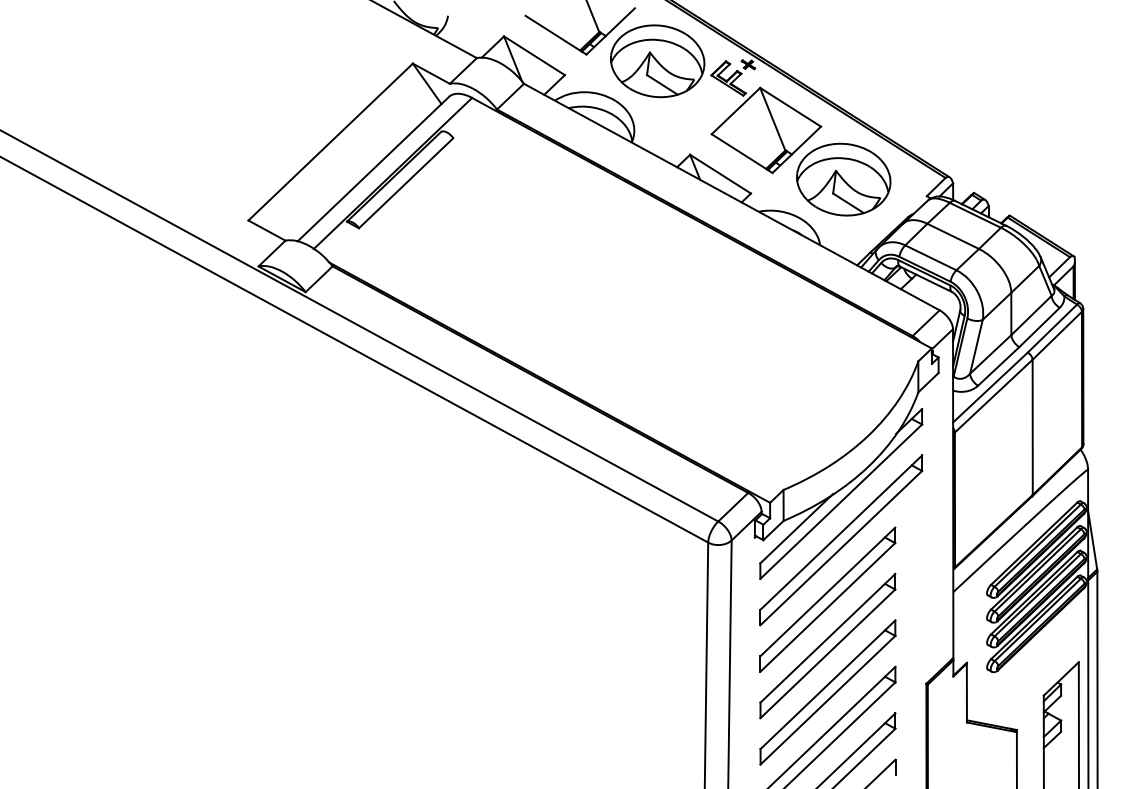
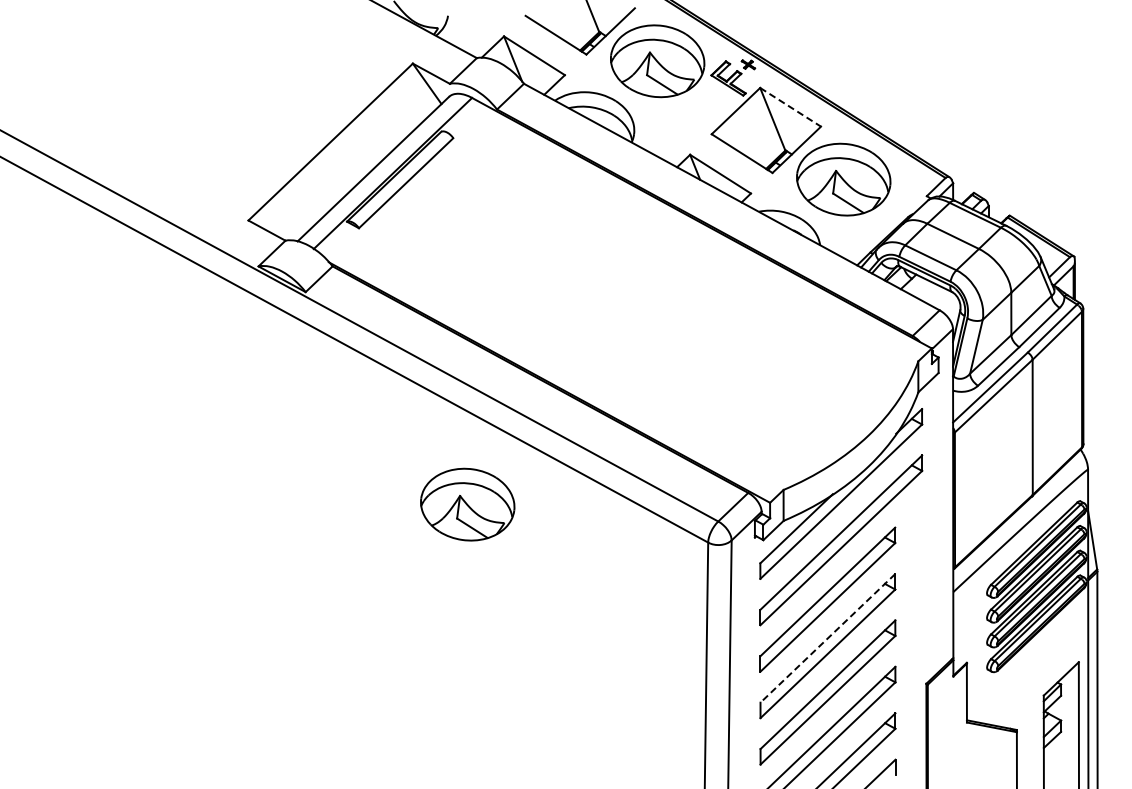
line: solid -> dashed (791, 107)
part: none -> present (467, 504)
line: solid -> dashed (827, 638)
